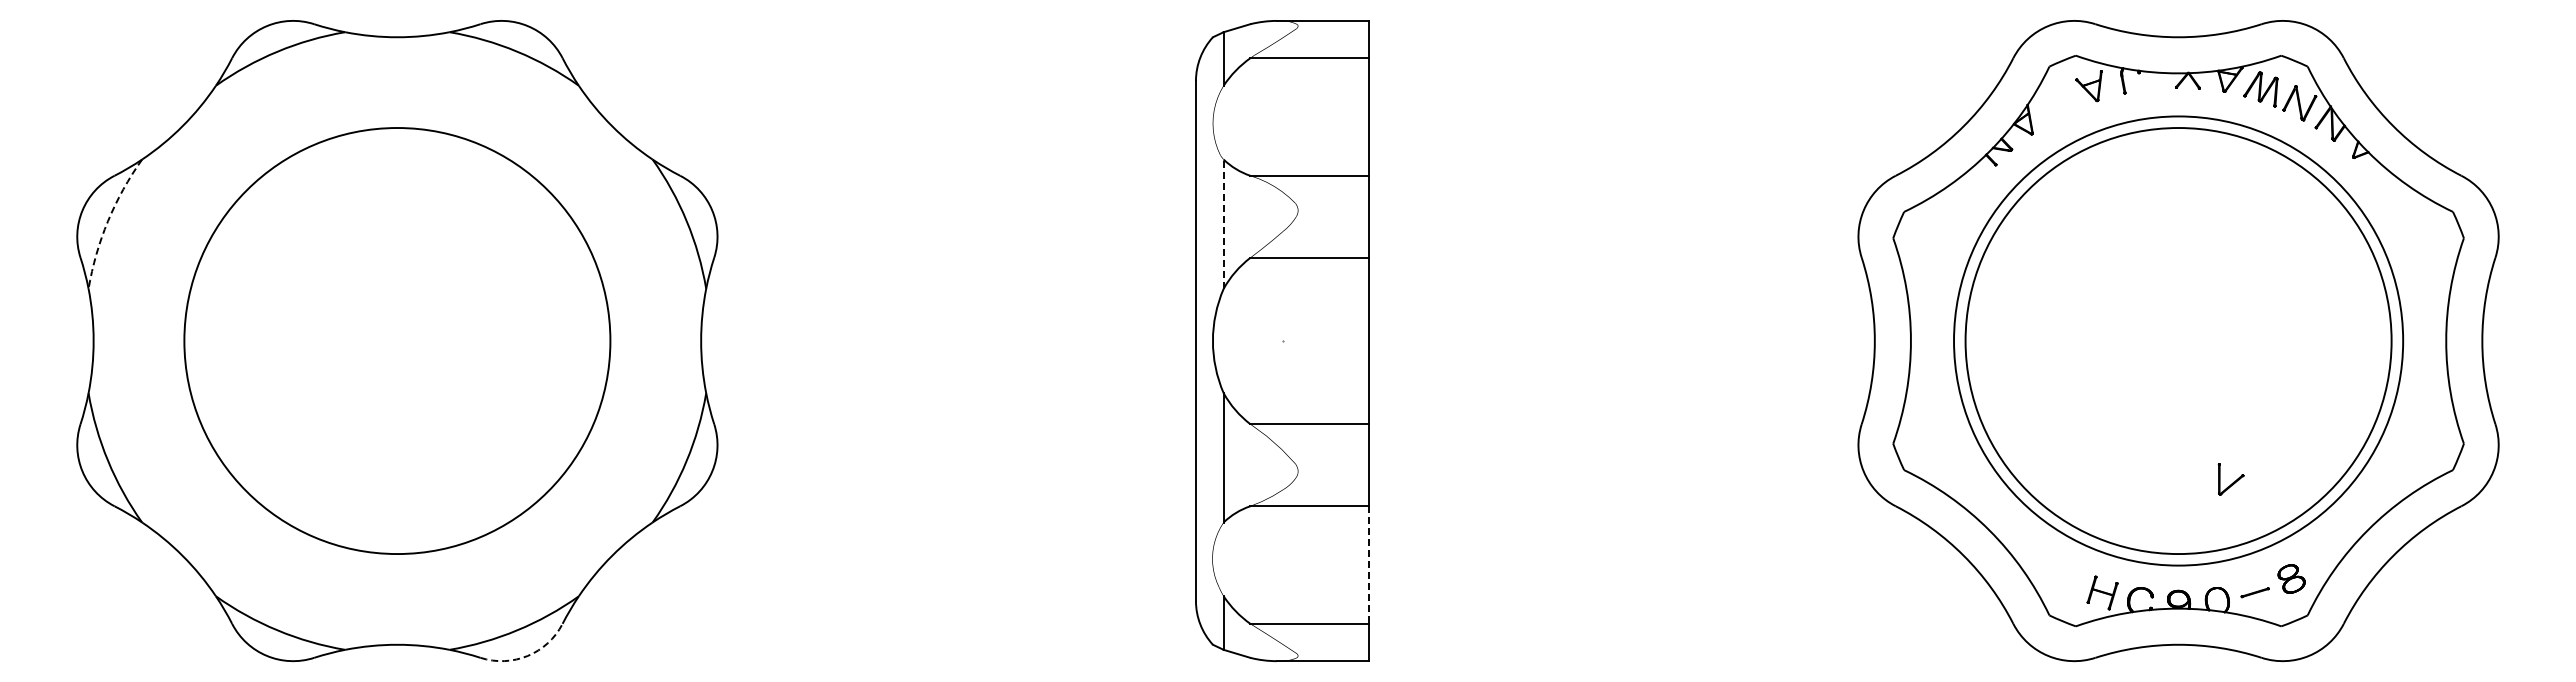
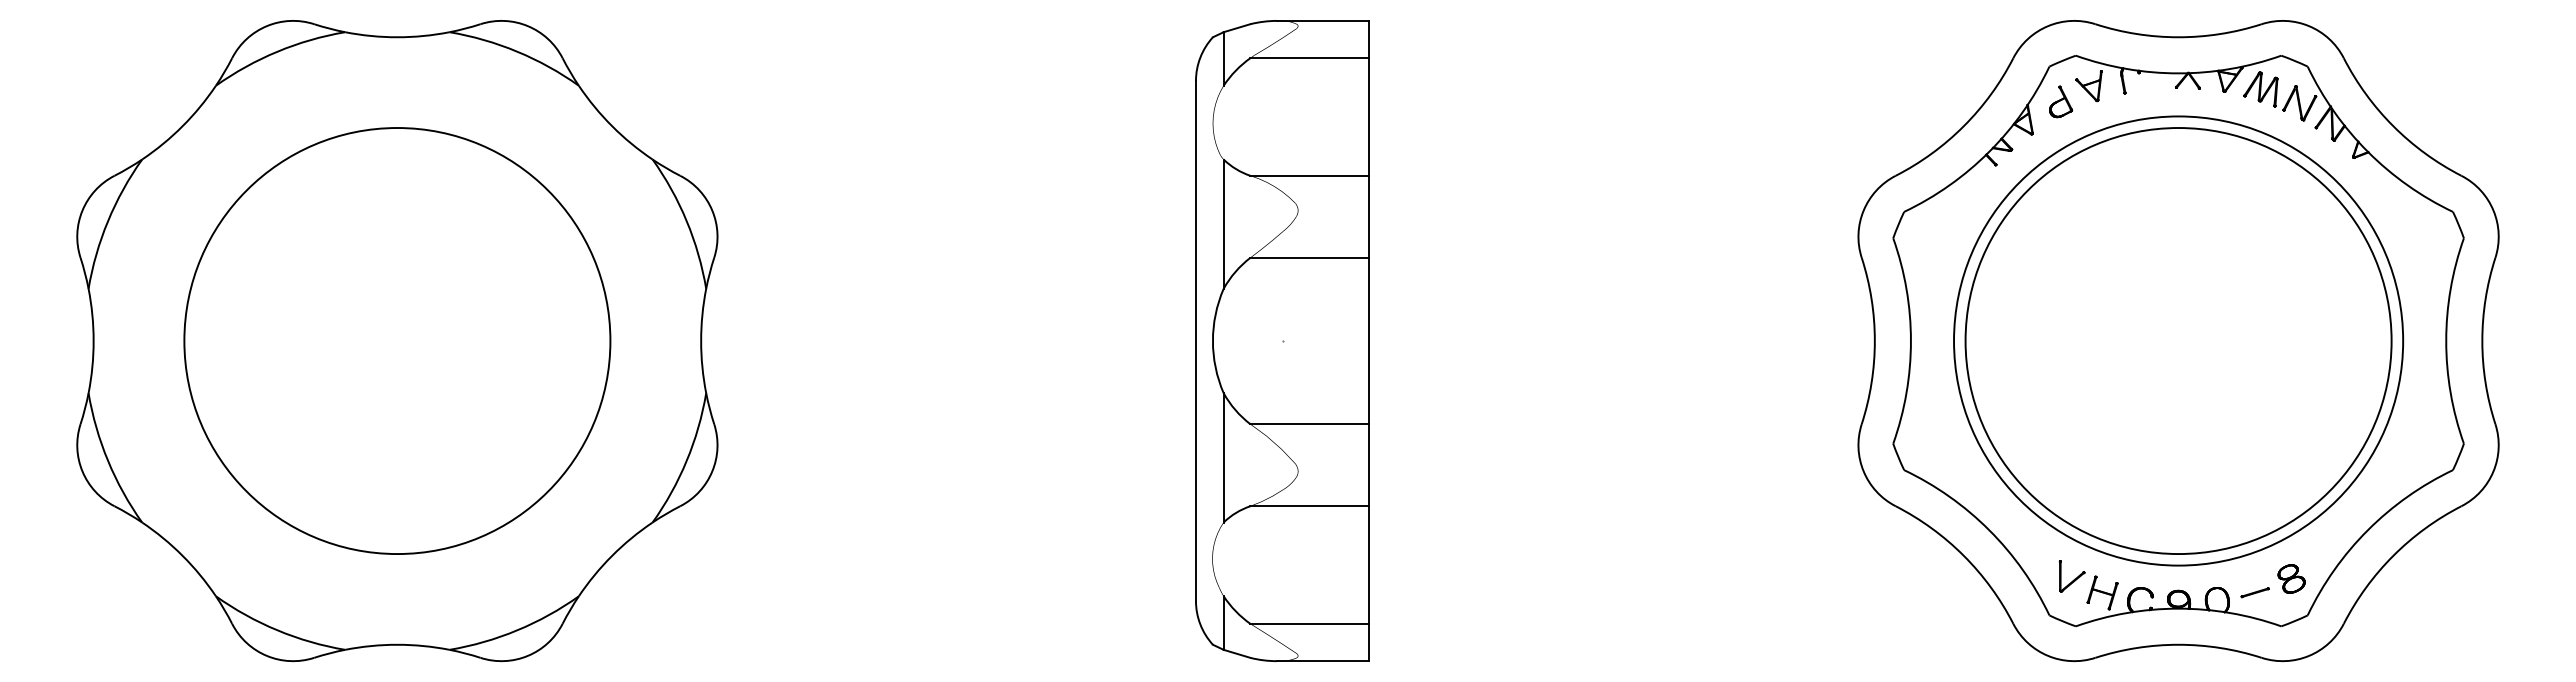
part: none -> present (2061, 101)
arc: dashed -> solid (108, 221)
line: dashed -> solid (1223, 224)
part position: (2230, 479) -> (2071, 576) (2071, 576)
line: dashed -> solid (1369, 565)
arc: dashed -> solid (527, 655)
